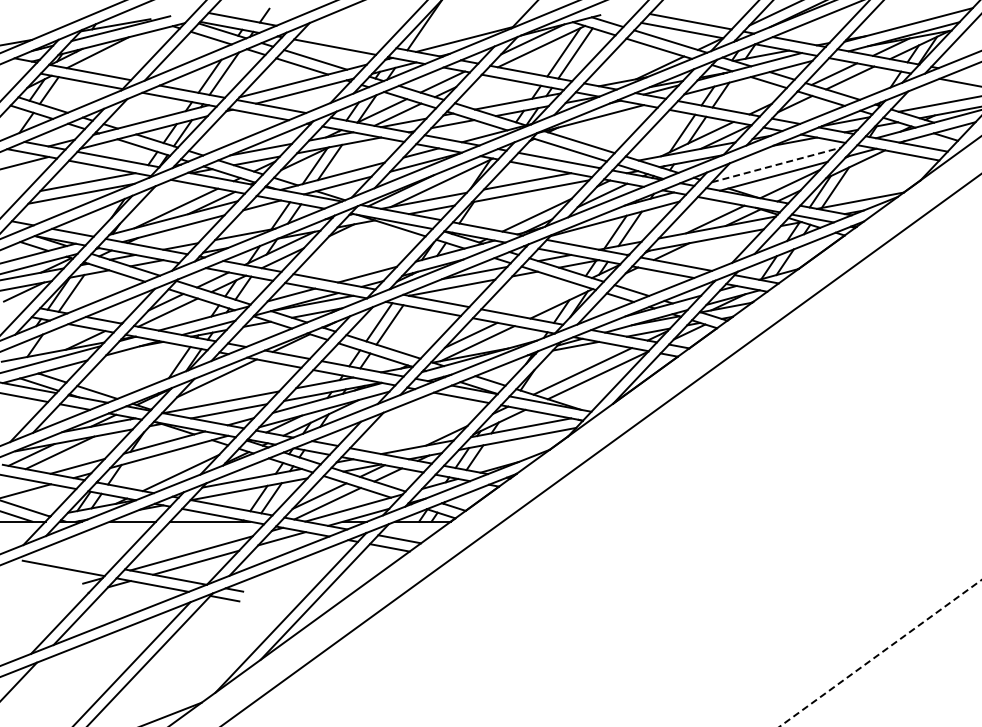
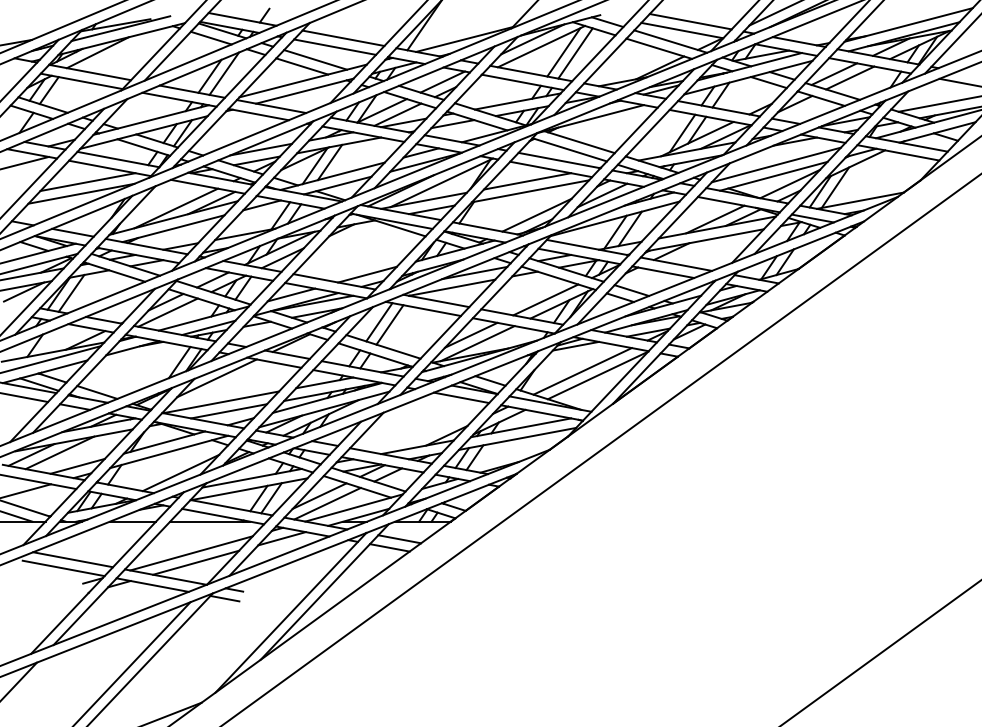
line: none -> present (343, 38)
line: dashed -> solid (776, 164)
line: none -> present (545, 299)
line: none -> present (73, 559)
line: dashed -> solid (880, 653)
